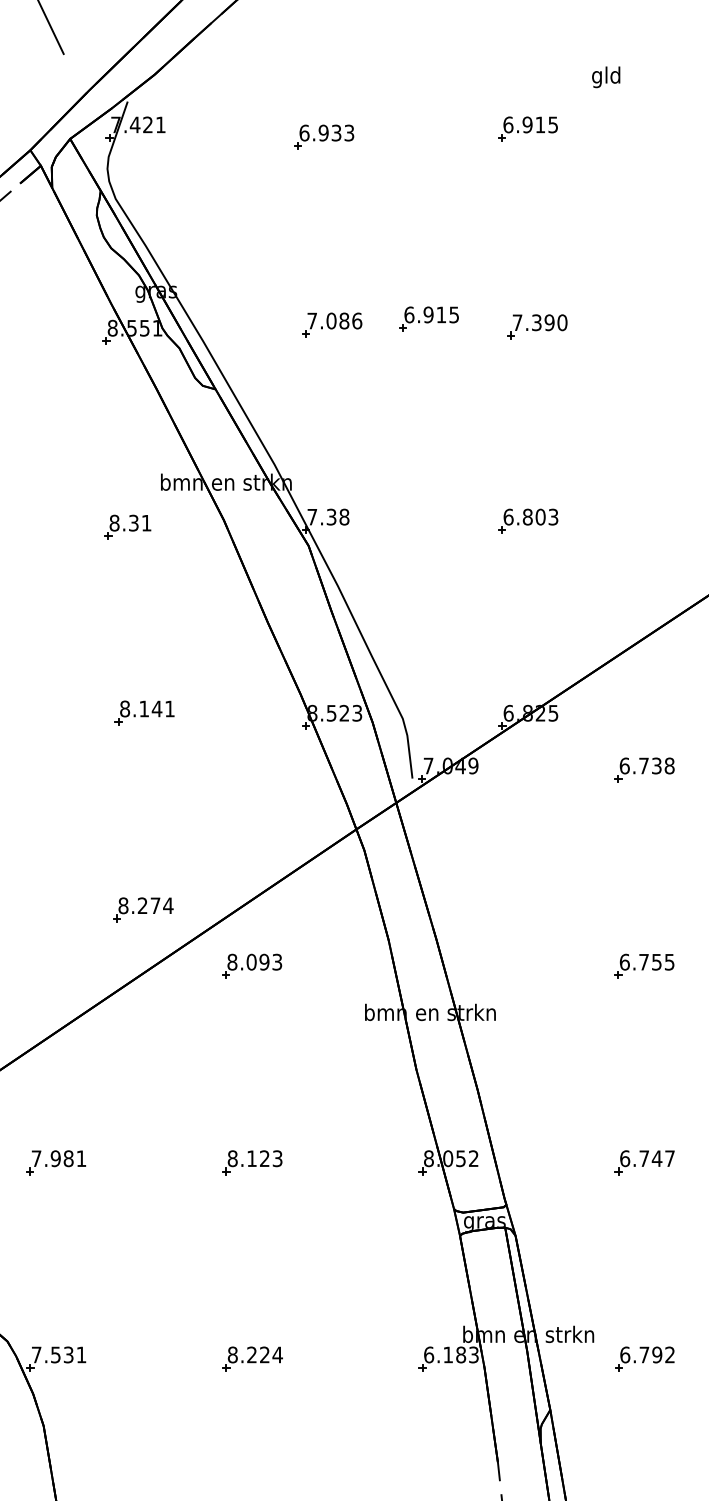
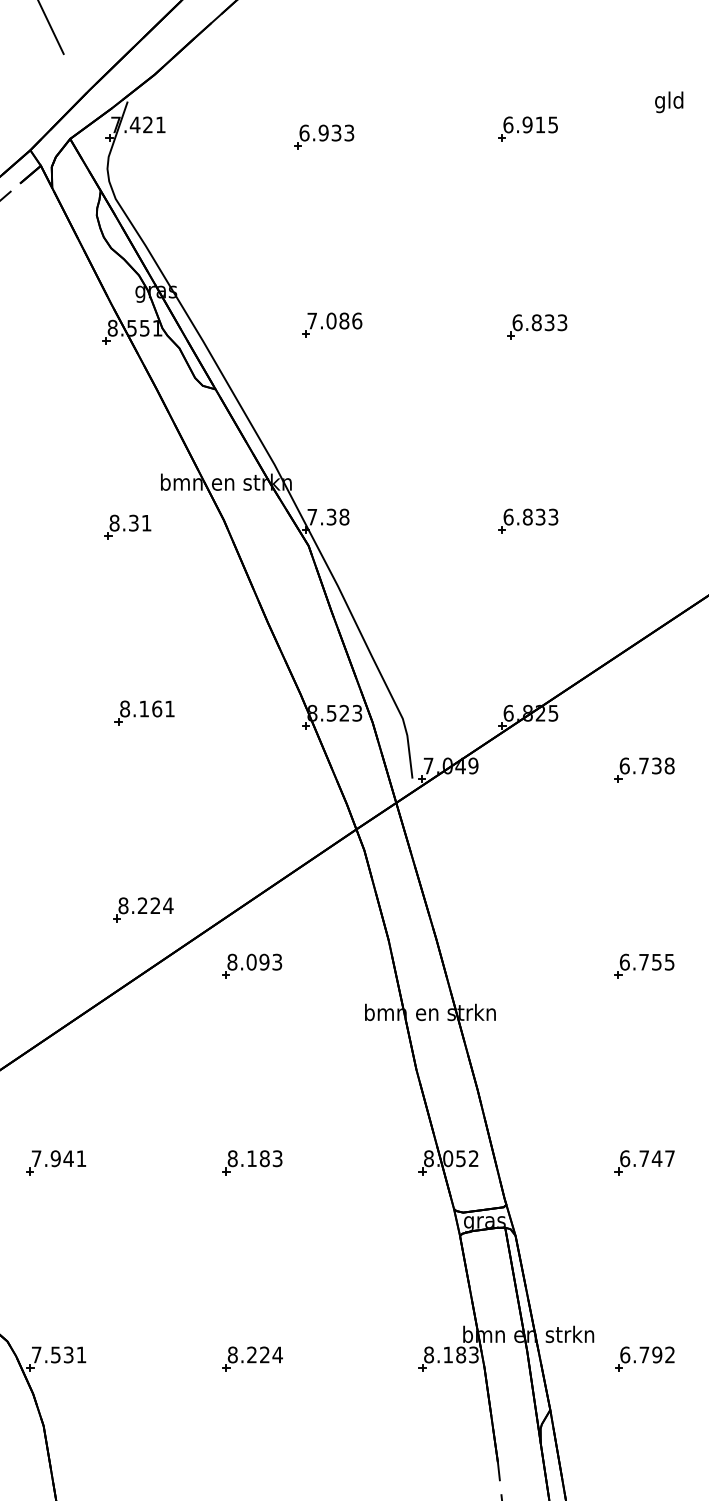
text position: (606, 77) -> (669, 102) (669, 102)
part: present -> none (428, 318)
text: 7.390 -> 6.833 (539, 322)
text: 6.803 -> 6.833 (540, 516)
text: 8.141 -> 8.161 (156, 708)
text: 8.274 -> 8.224 (155, 905)
text: 7.981 -> 7.941 (68, 1158)
text: 8.123 -> 8.183 (264, 1158)
text: 6.183 -> 8.183 (429, 1354)
